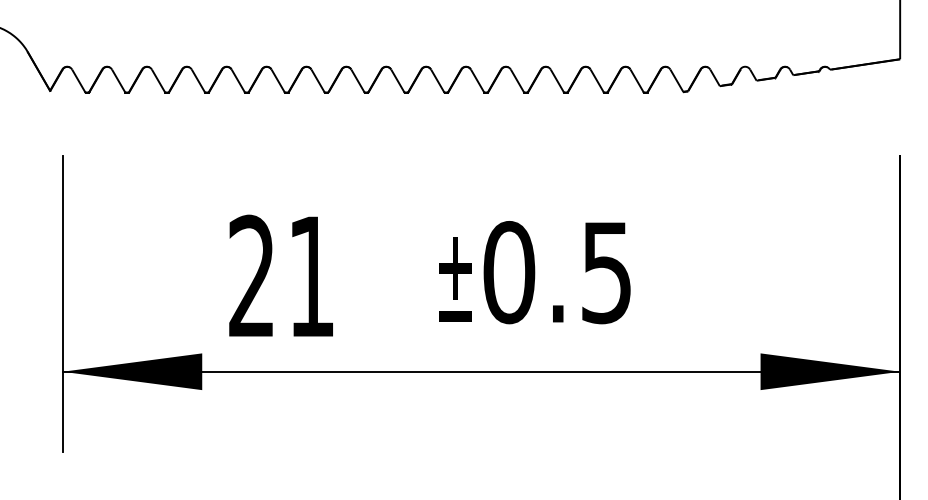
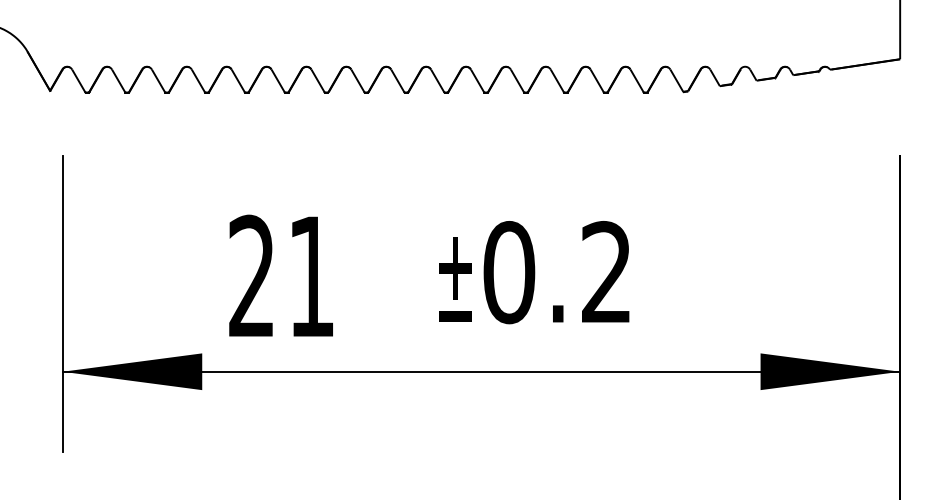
text: 0.5 -> 0.2 (606, 272)
